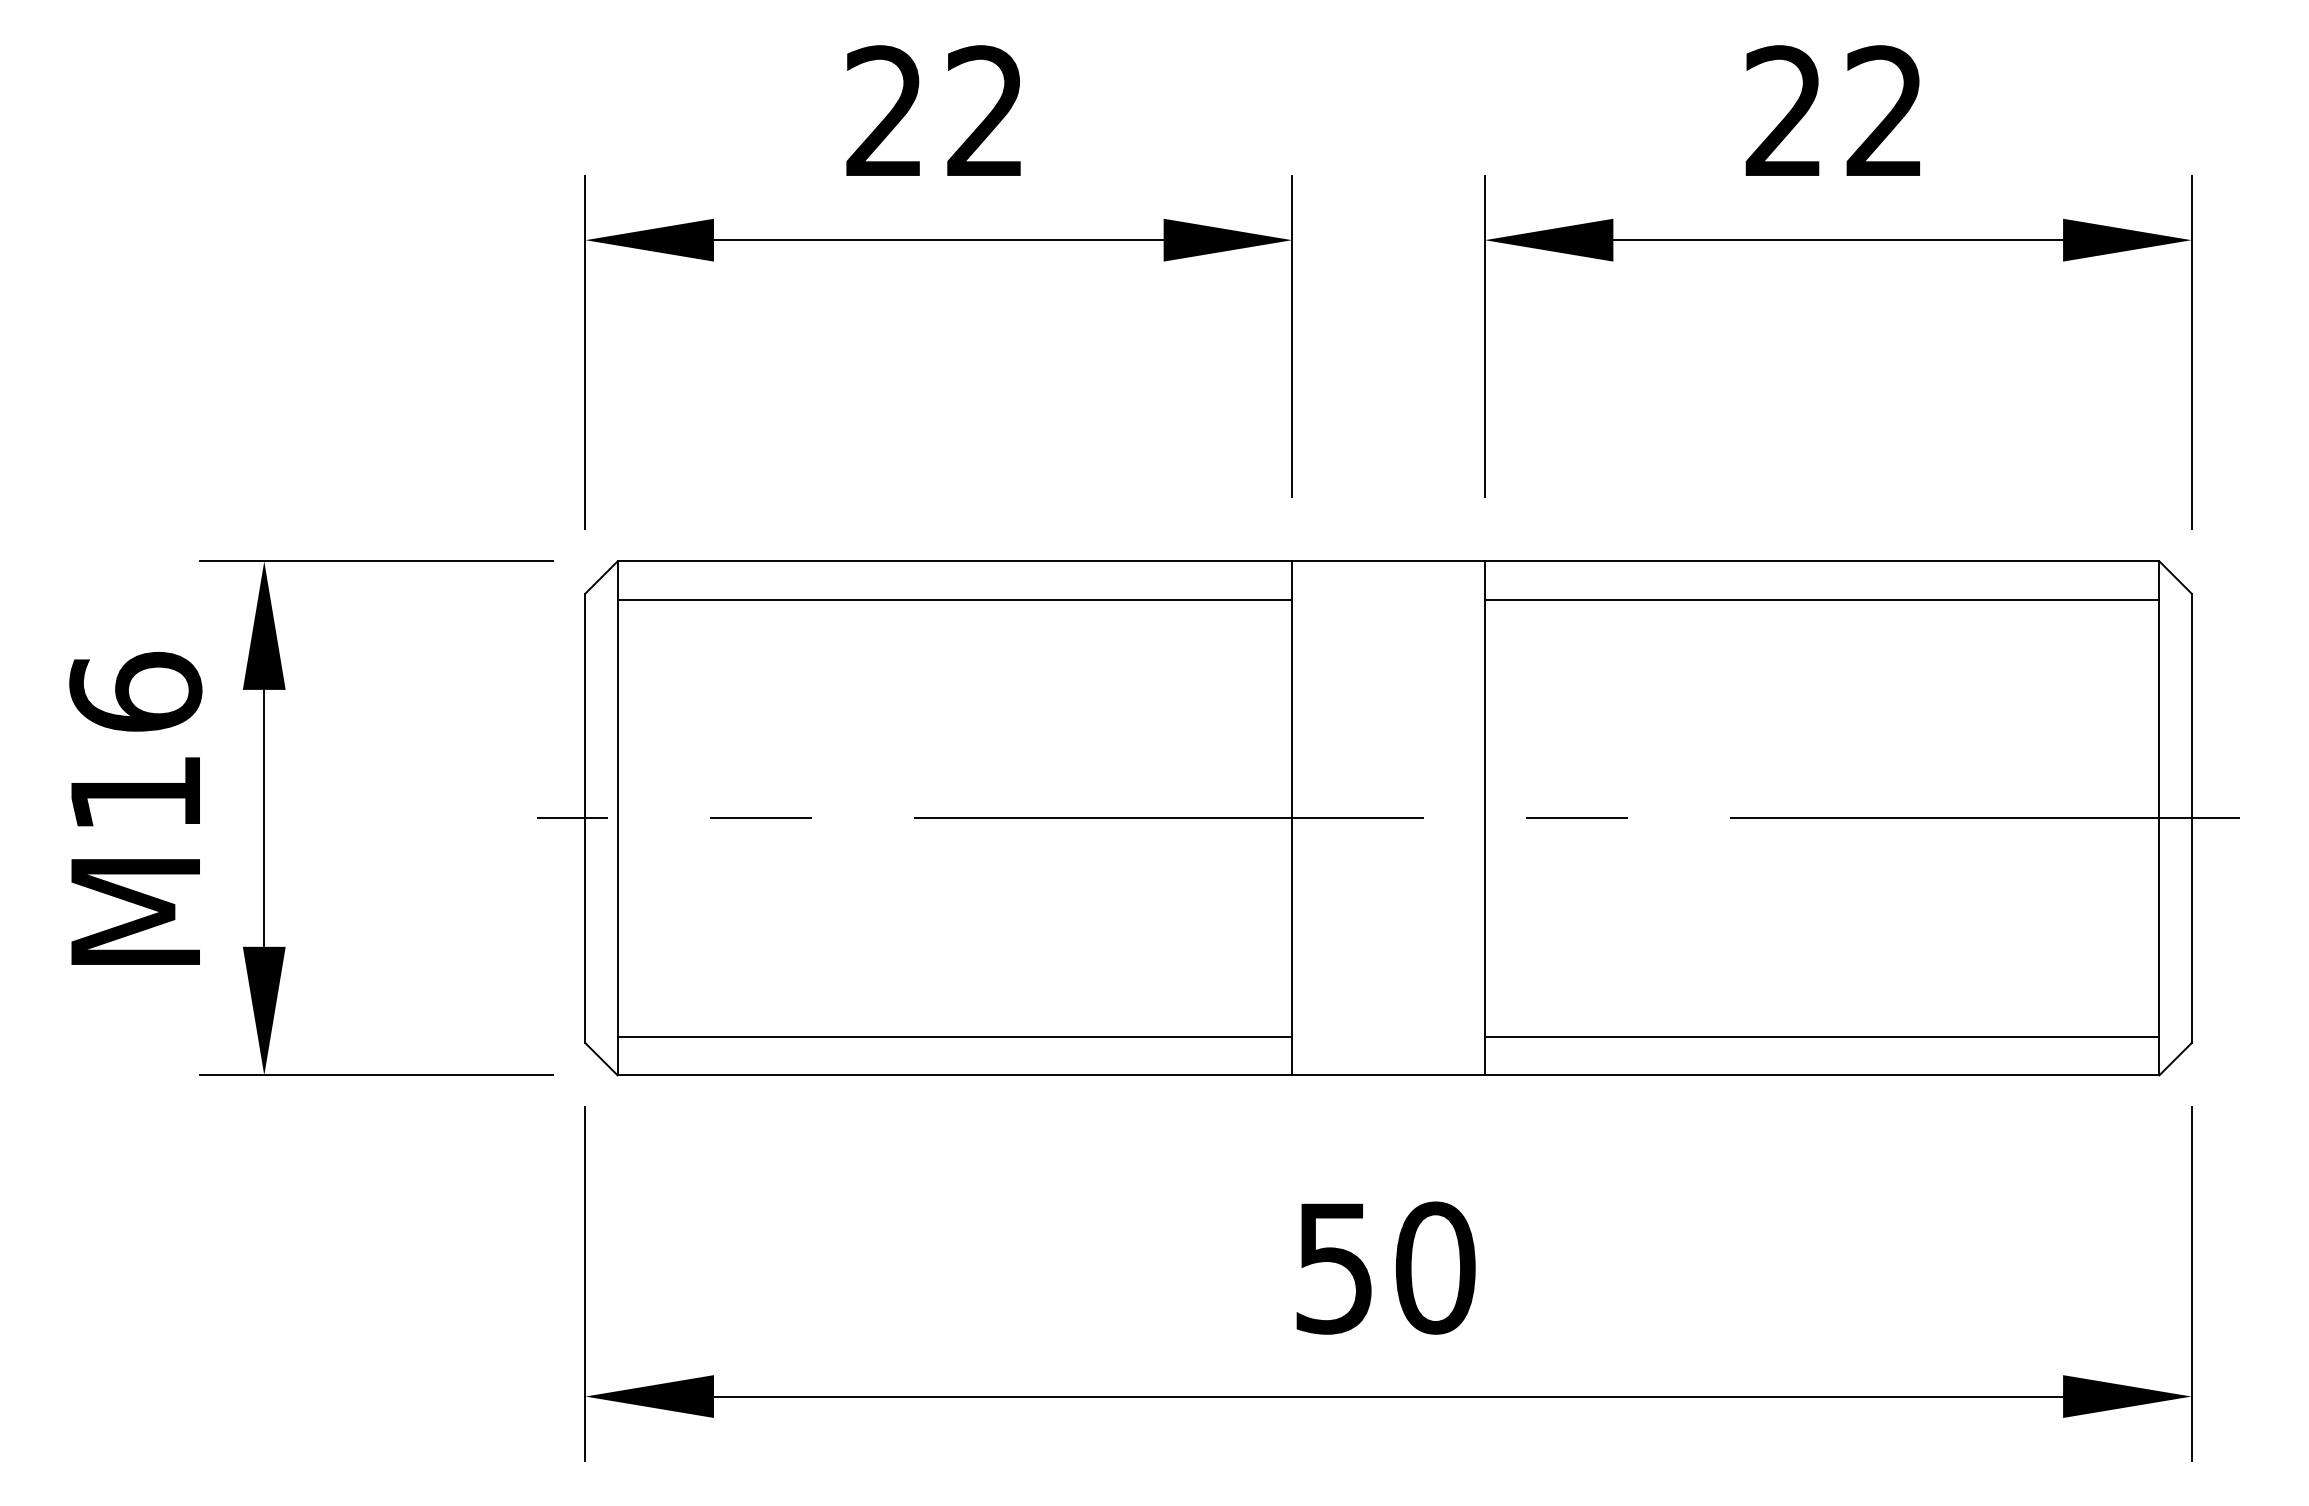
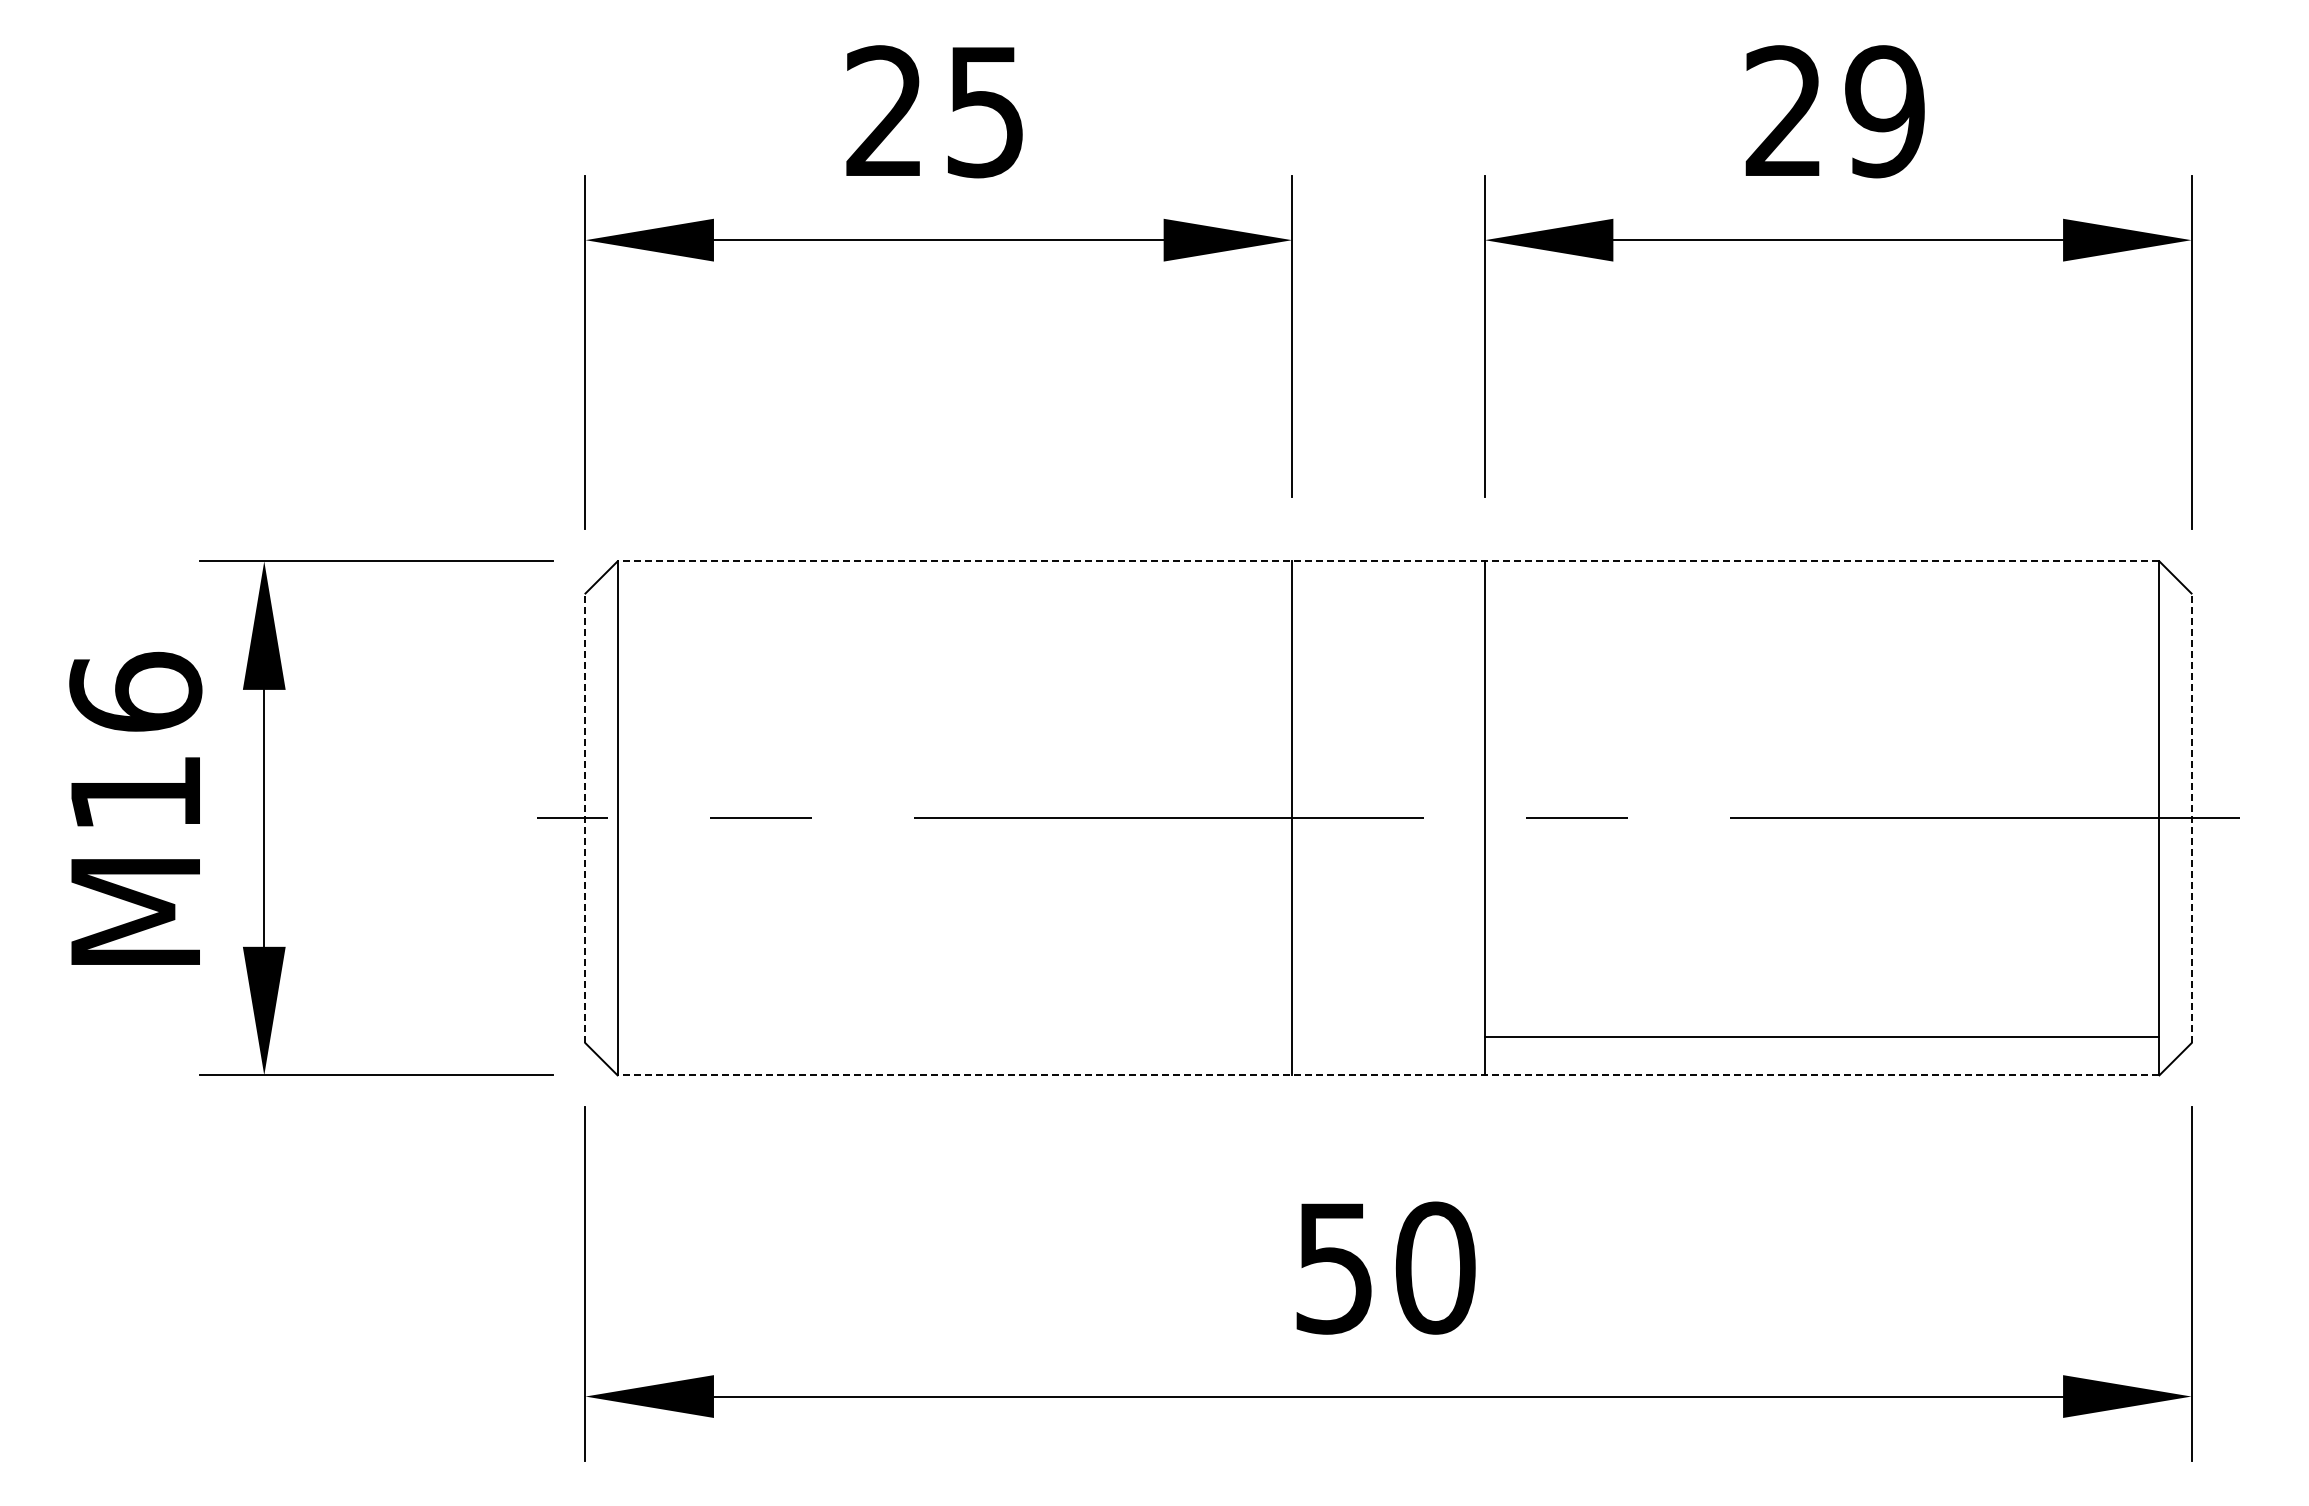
text: 22 -> 25 (984, 111)
text: 22 -> 29 (1884, 111)
line: solid -> dashed (1388, 561)
line: present -> none (954, 600)
line: present -> none (1821, 600)
line: solid -> dashed (585, 818)
line: solid -> dashed (2191, 818)
line: present -> none (954, 1036)
line: solid -> dashed (1388, 1075)
